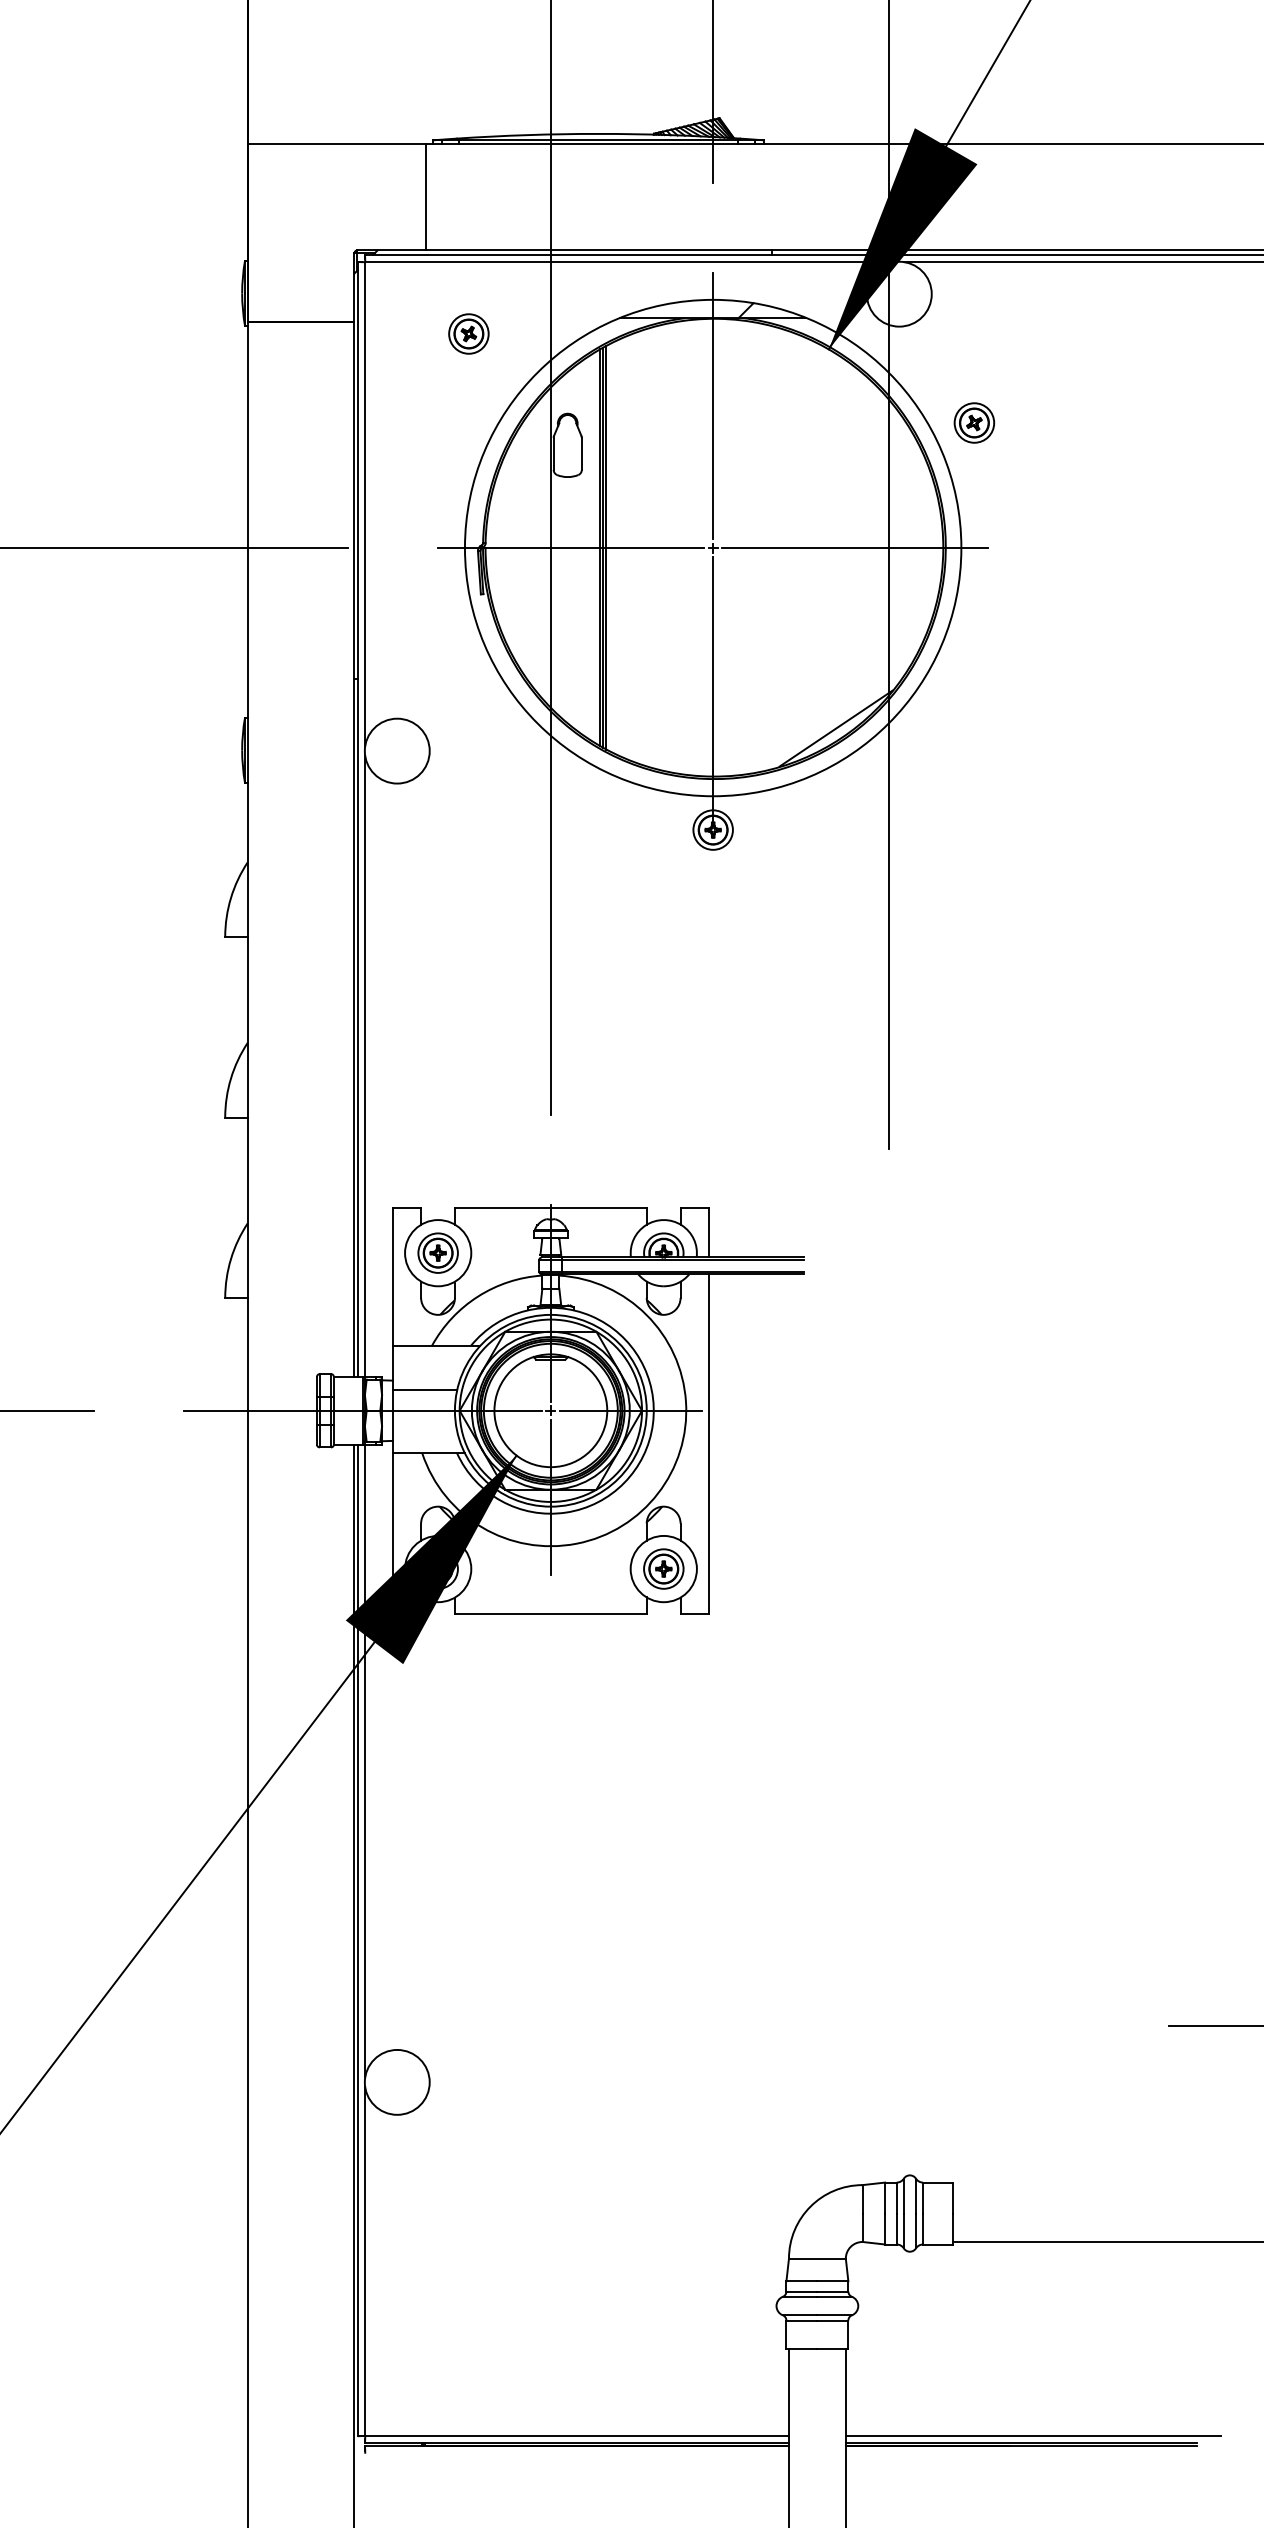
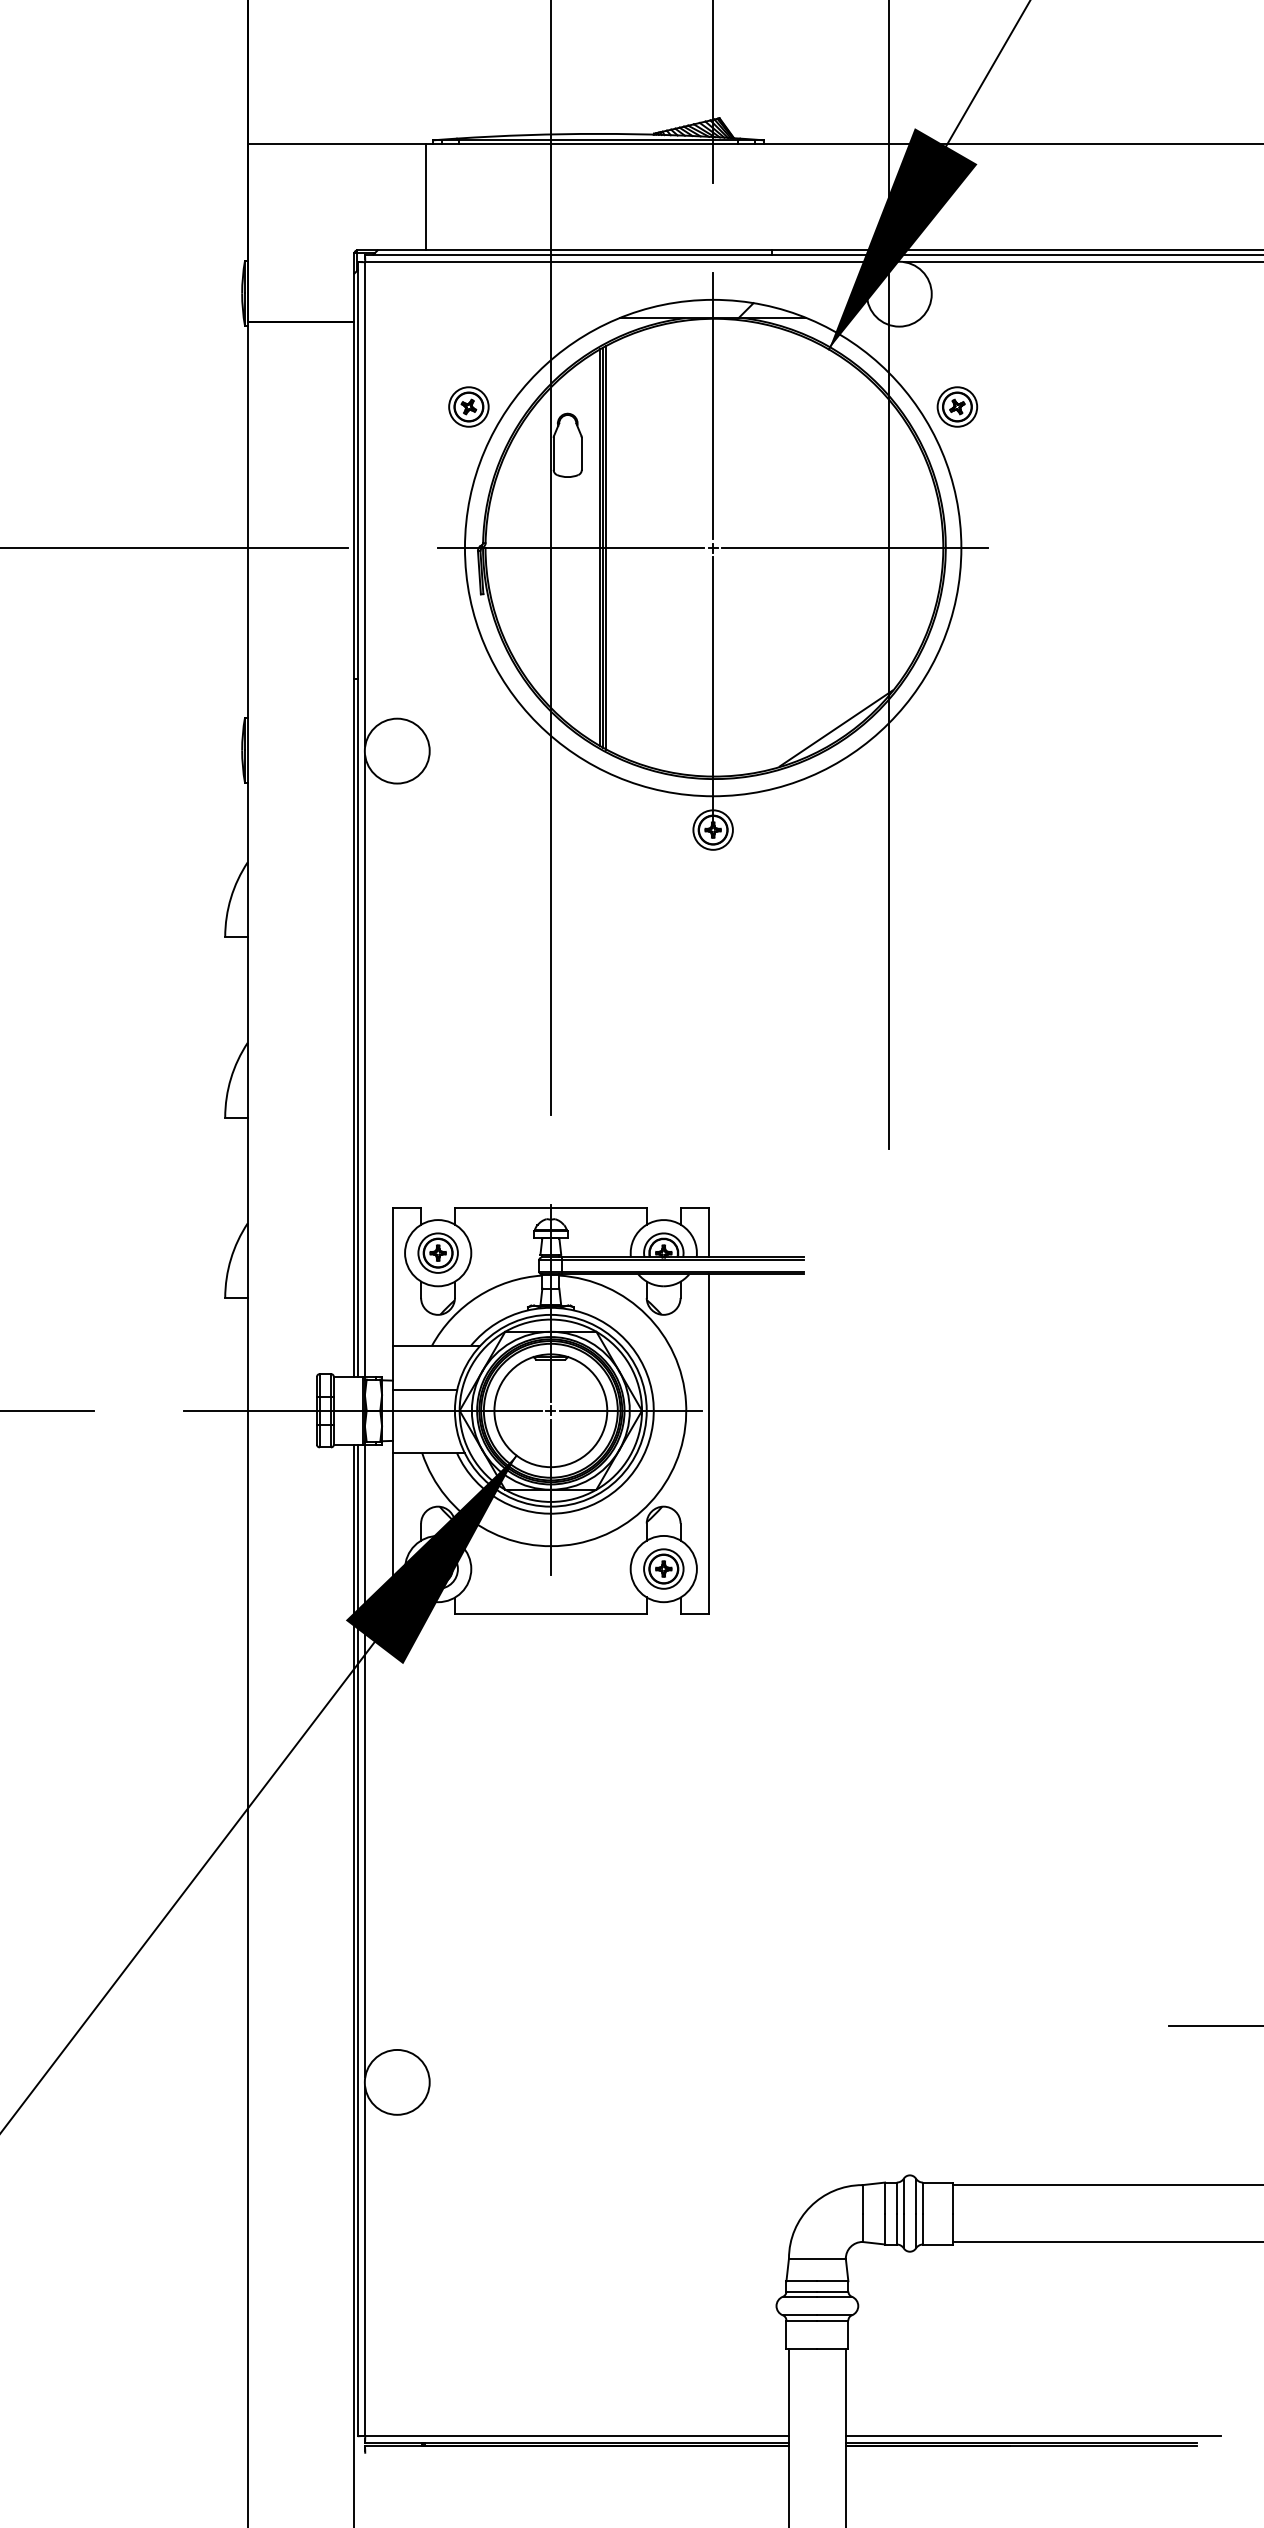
part position: (468, 333) -> (468, 406) (468, 406)
part position: (974, 422) -> (957, 406) (957, 406)
line: none -> present (1106, 2185)
